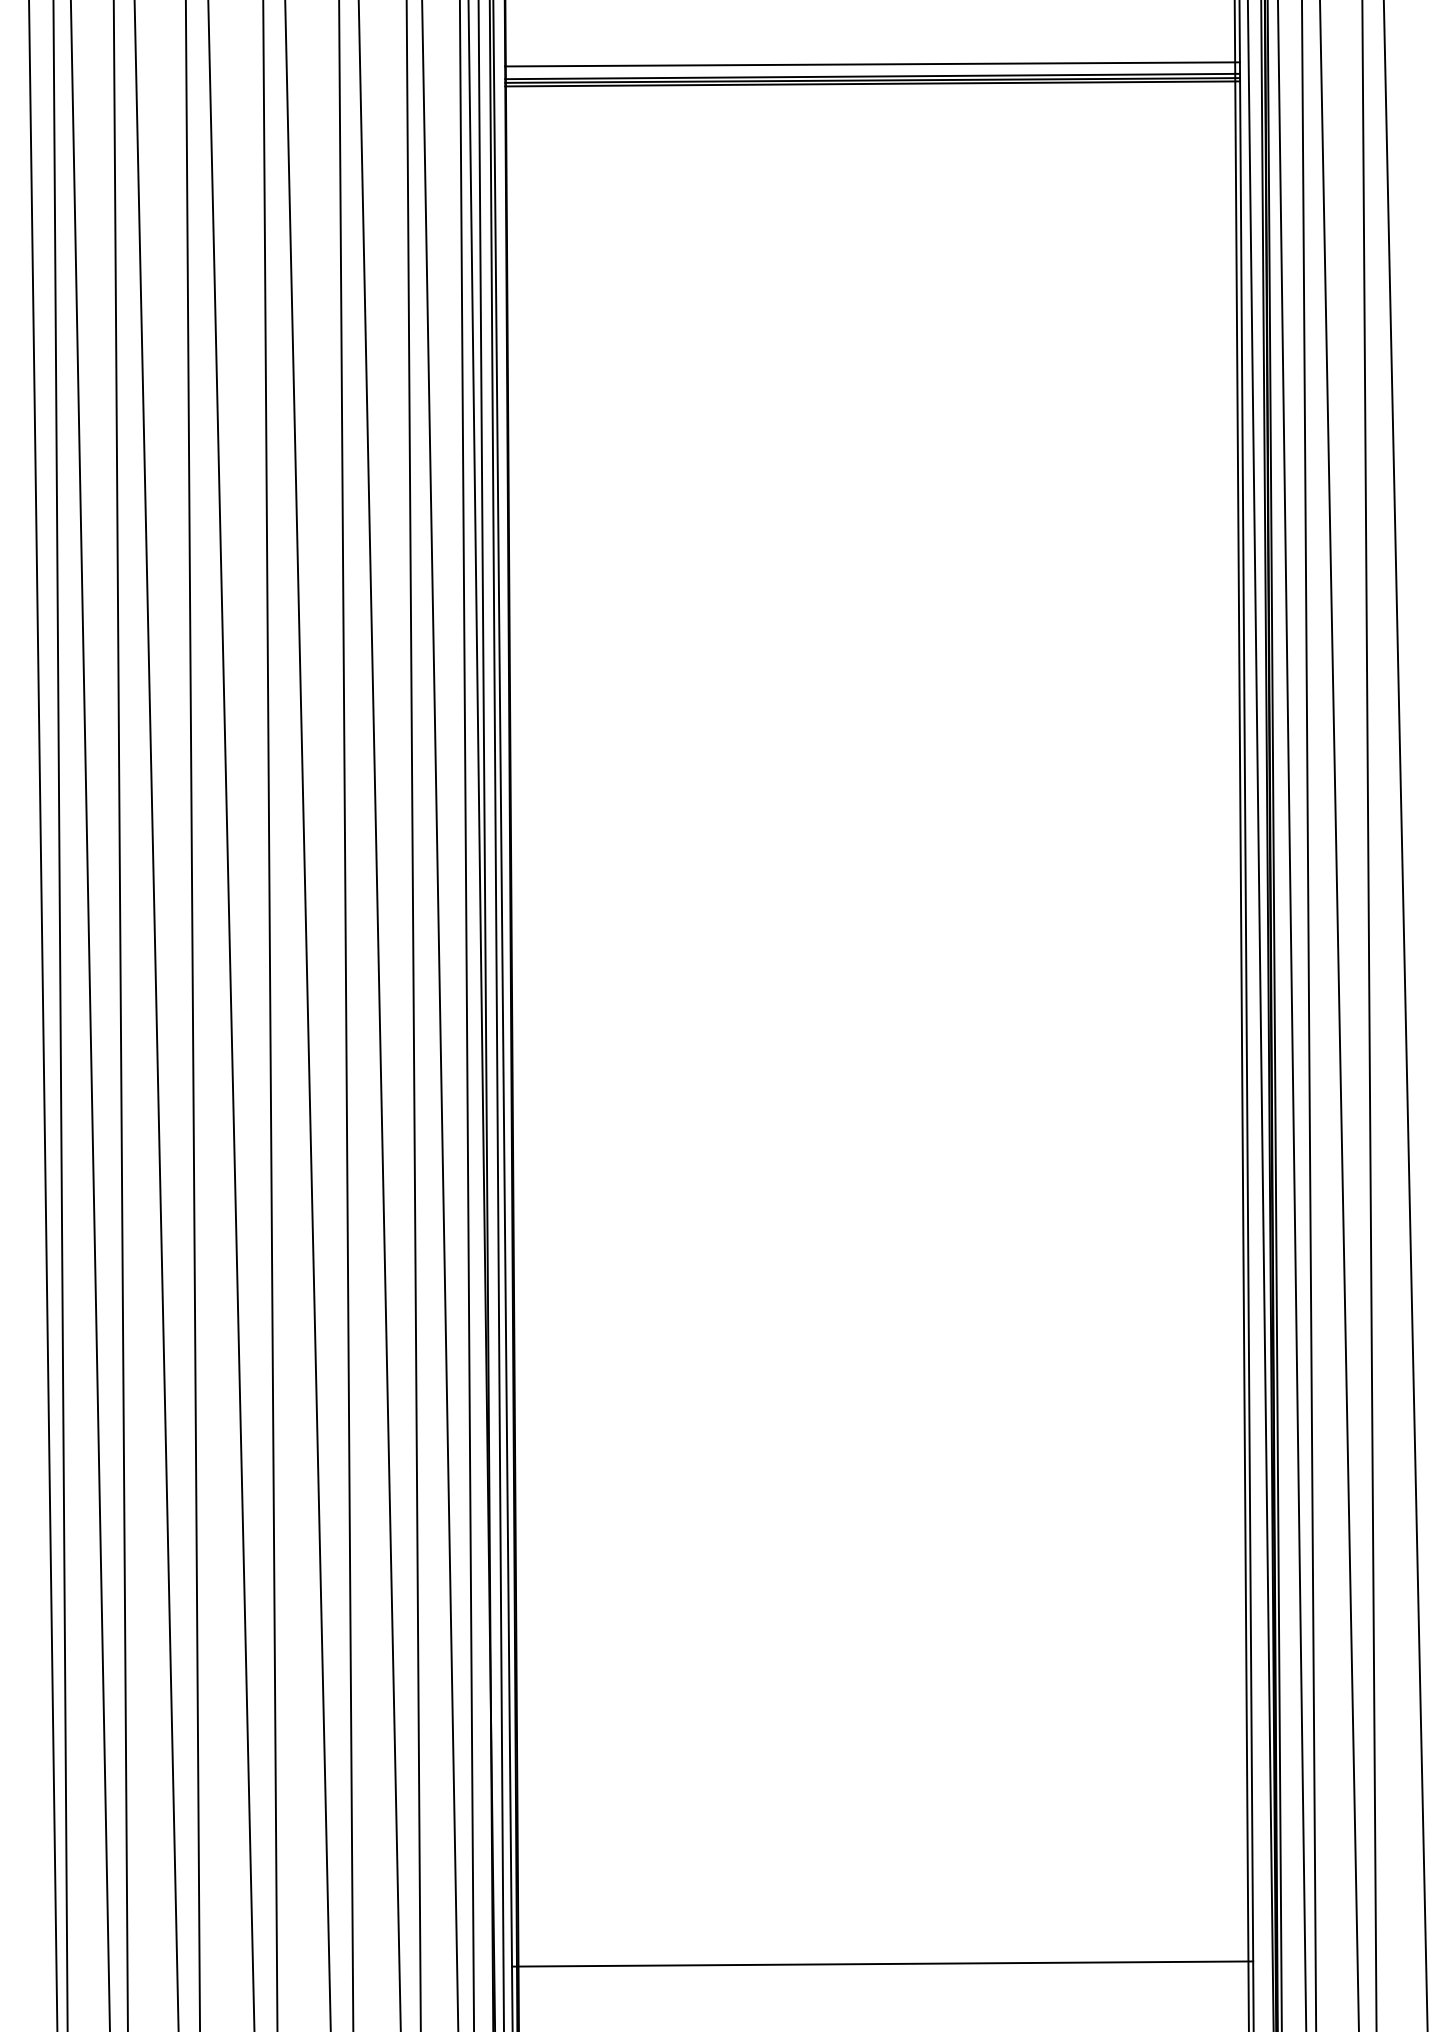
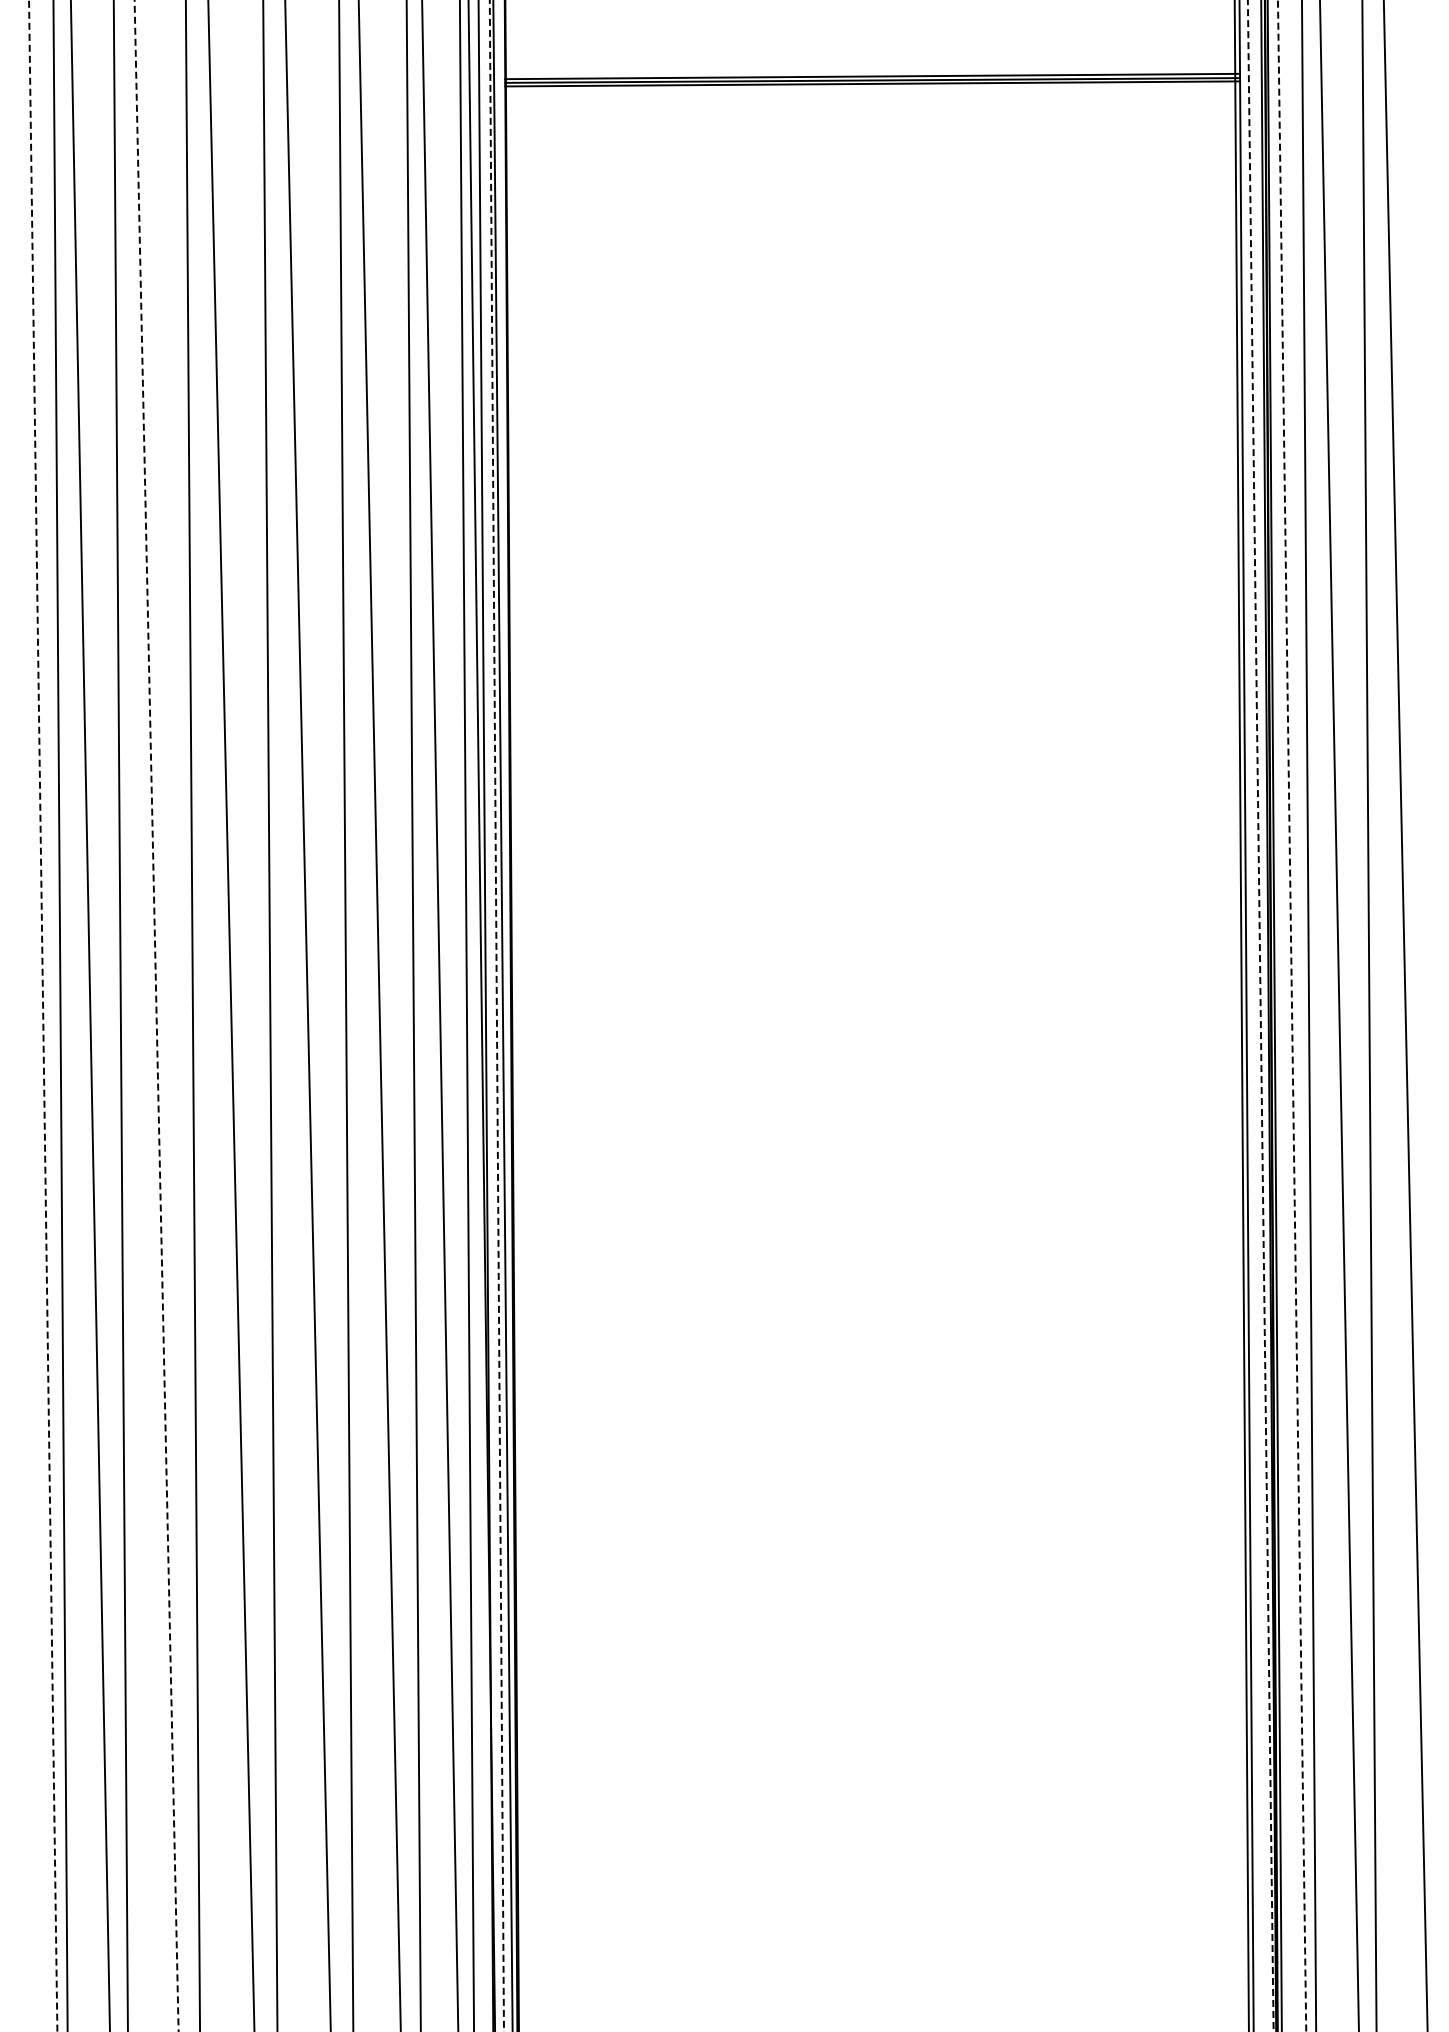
line: present -> none (872, 64)
line: solid -> dashed (43, 1015)
line: solid -> dashed (496, 1015)
line: solid -> dashed (1260, 1015)
line: solid -> dashed (1292, 1015)
line: solid -> dashed (156, 1016)
line: present -> none (882, 1963)
